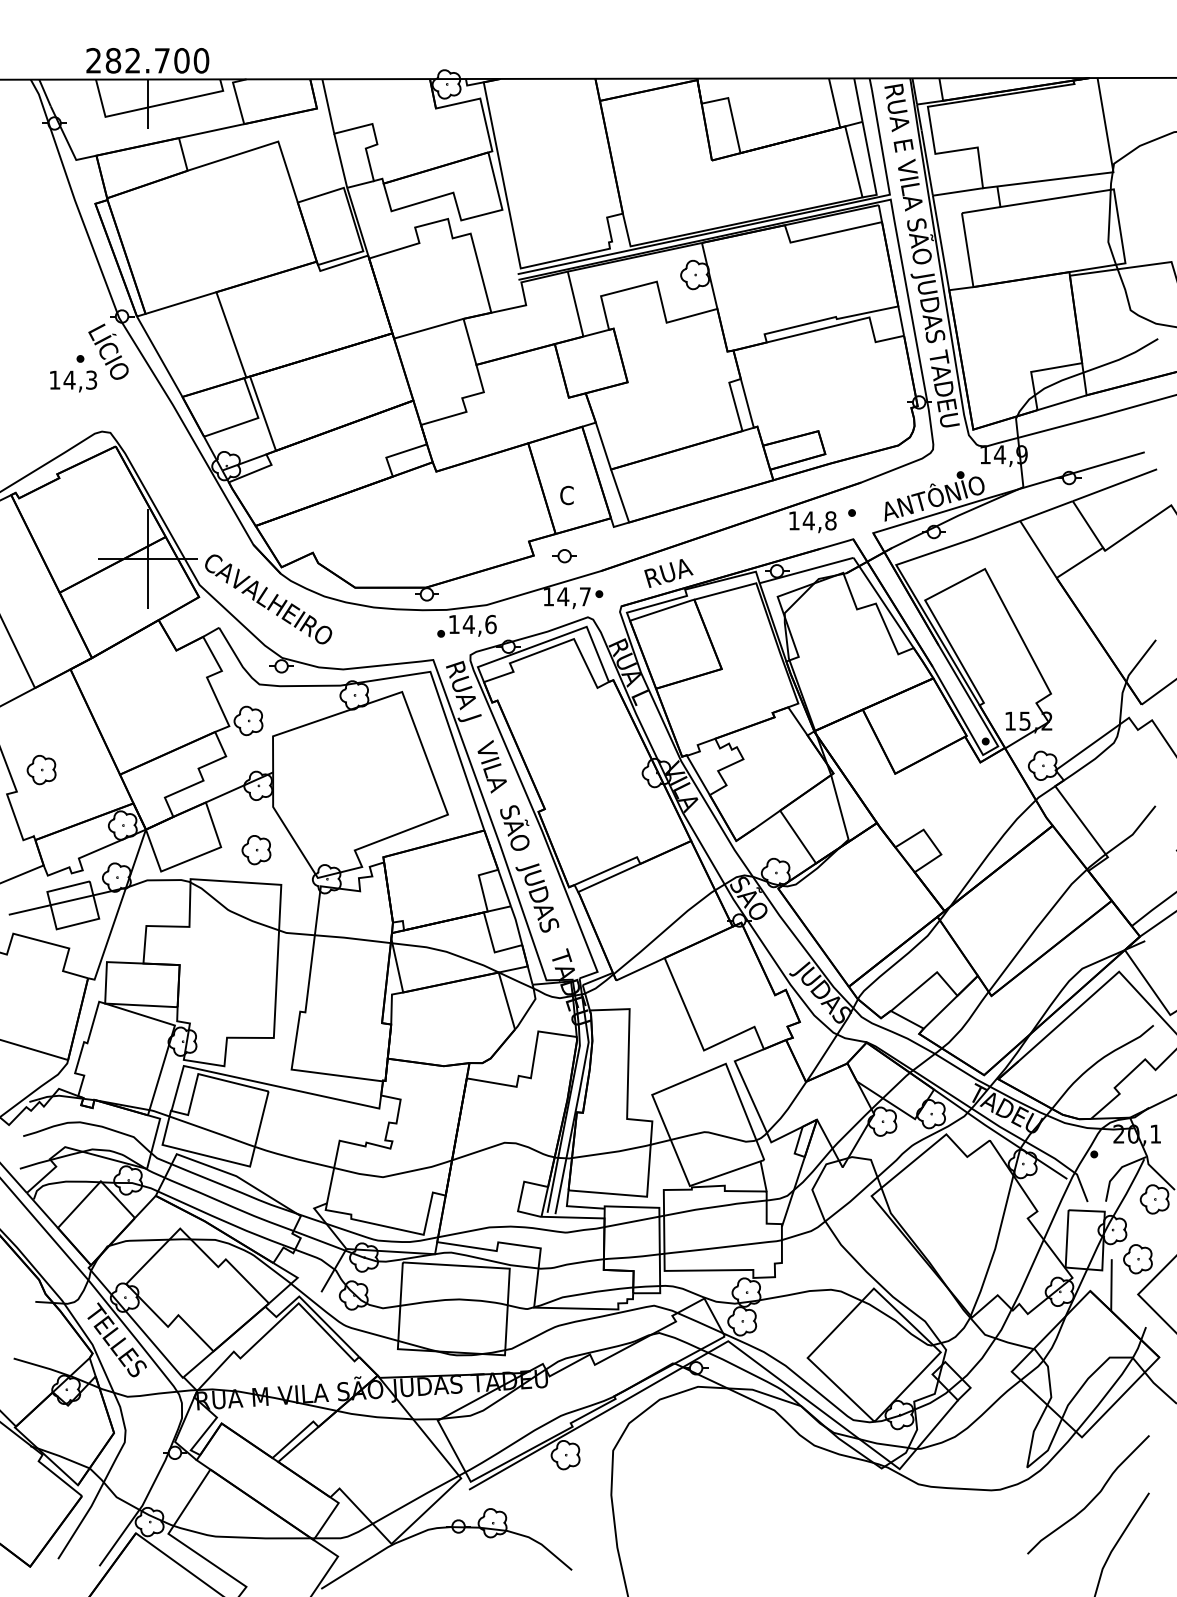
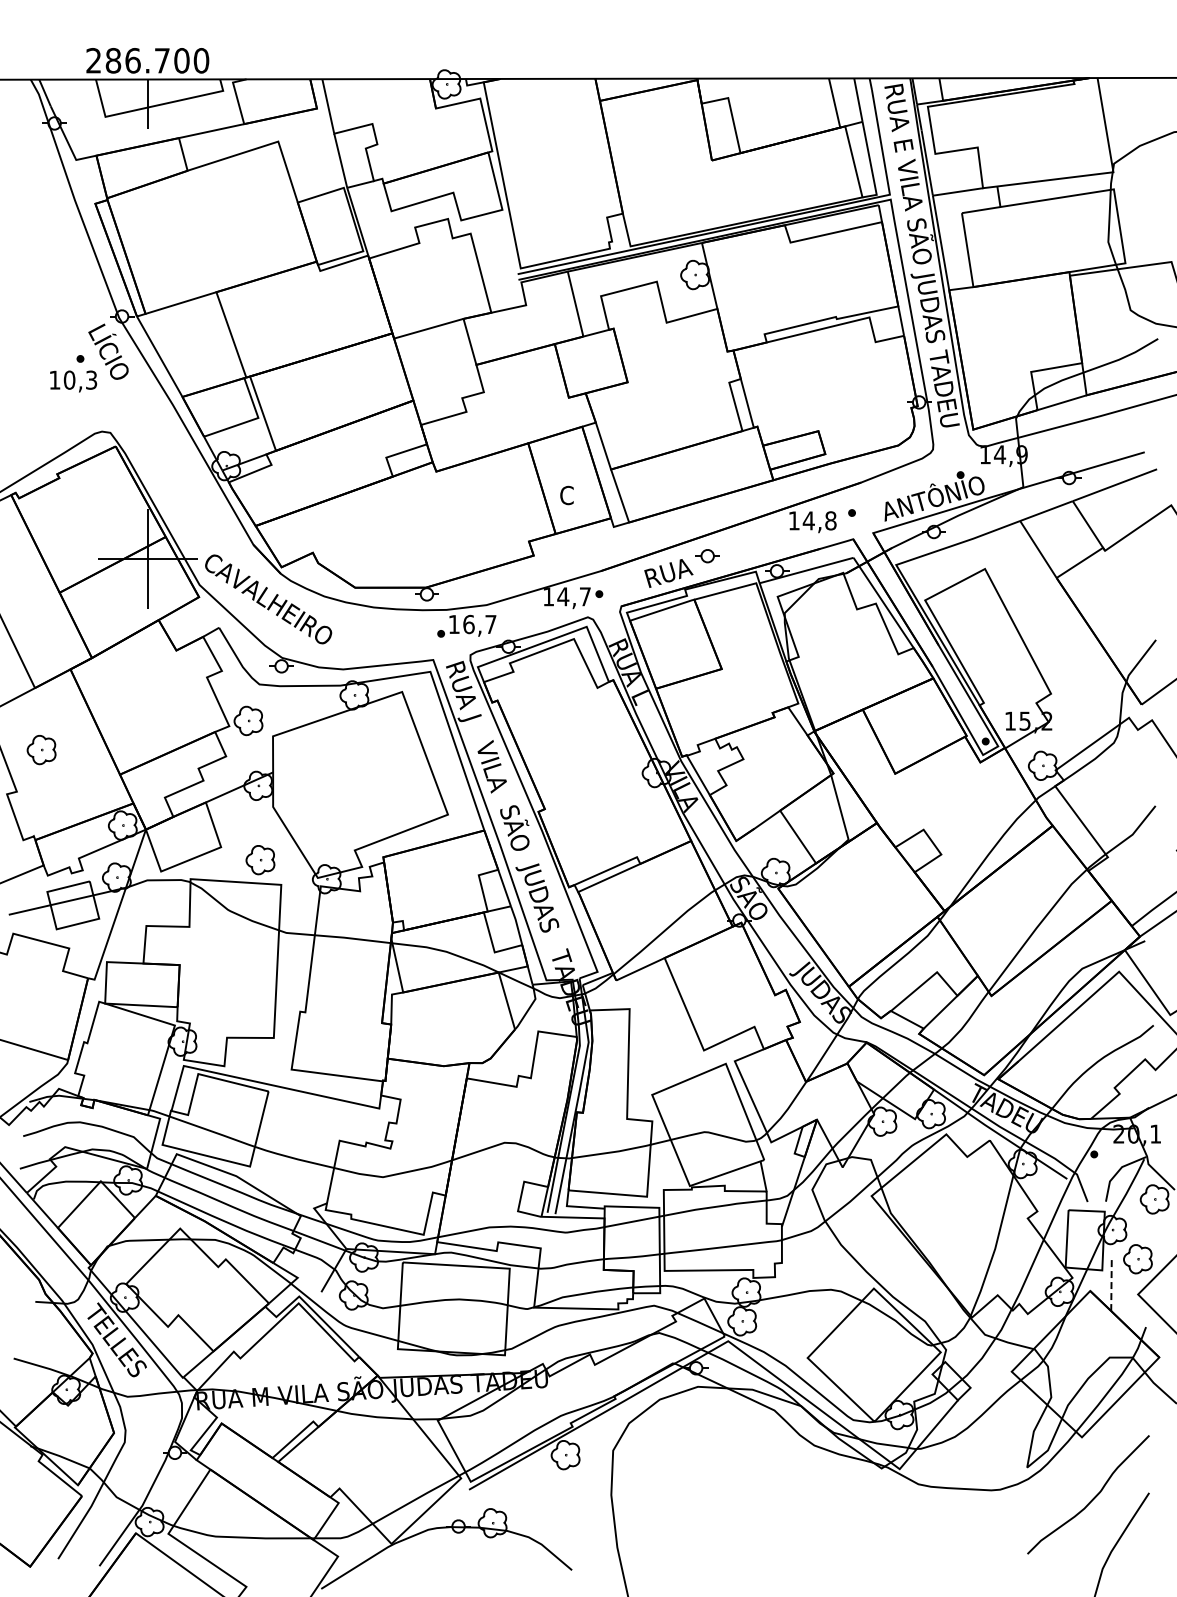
text: 282.700 -> 286.700 (132, 60)
text: 14,3 -> 10,3 (69, 379)
part position: (564, 556) -> (707, 556) (707, 556)
text: 14,6 -> 16,7 (479, 624)
part position: (41, 770) -> (41, 750) (41, 750)
part position: (256, 850) -> (260, 860) (260, 860)
line: solid -> dashed (1111, 1285)
